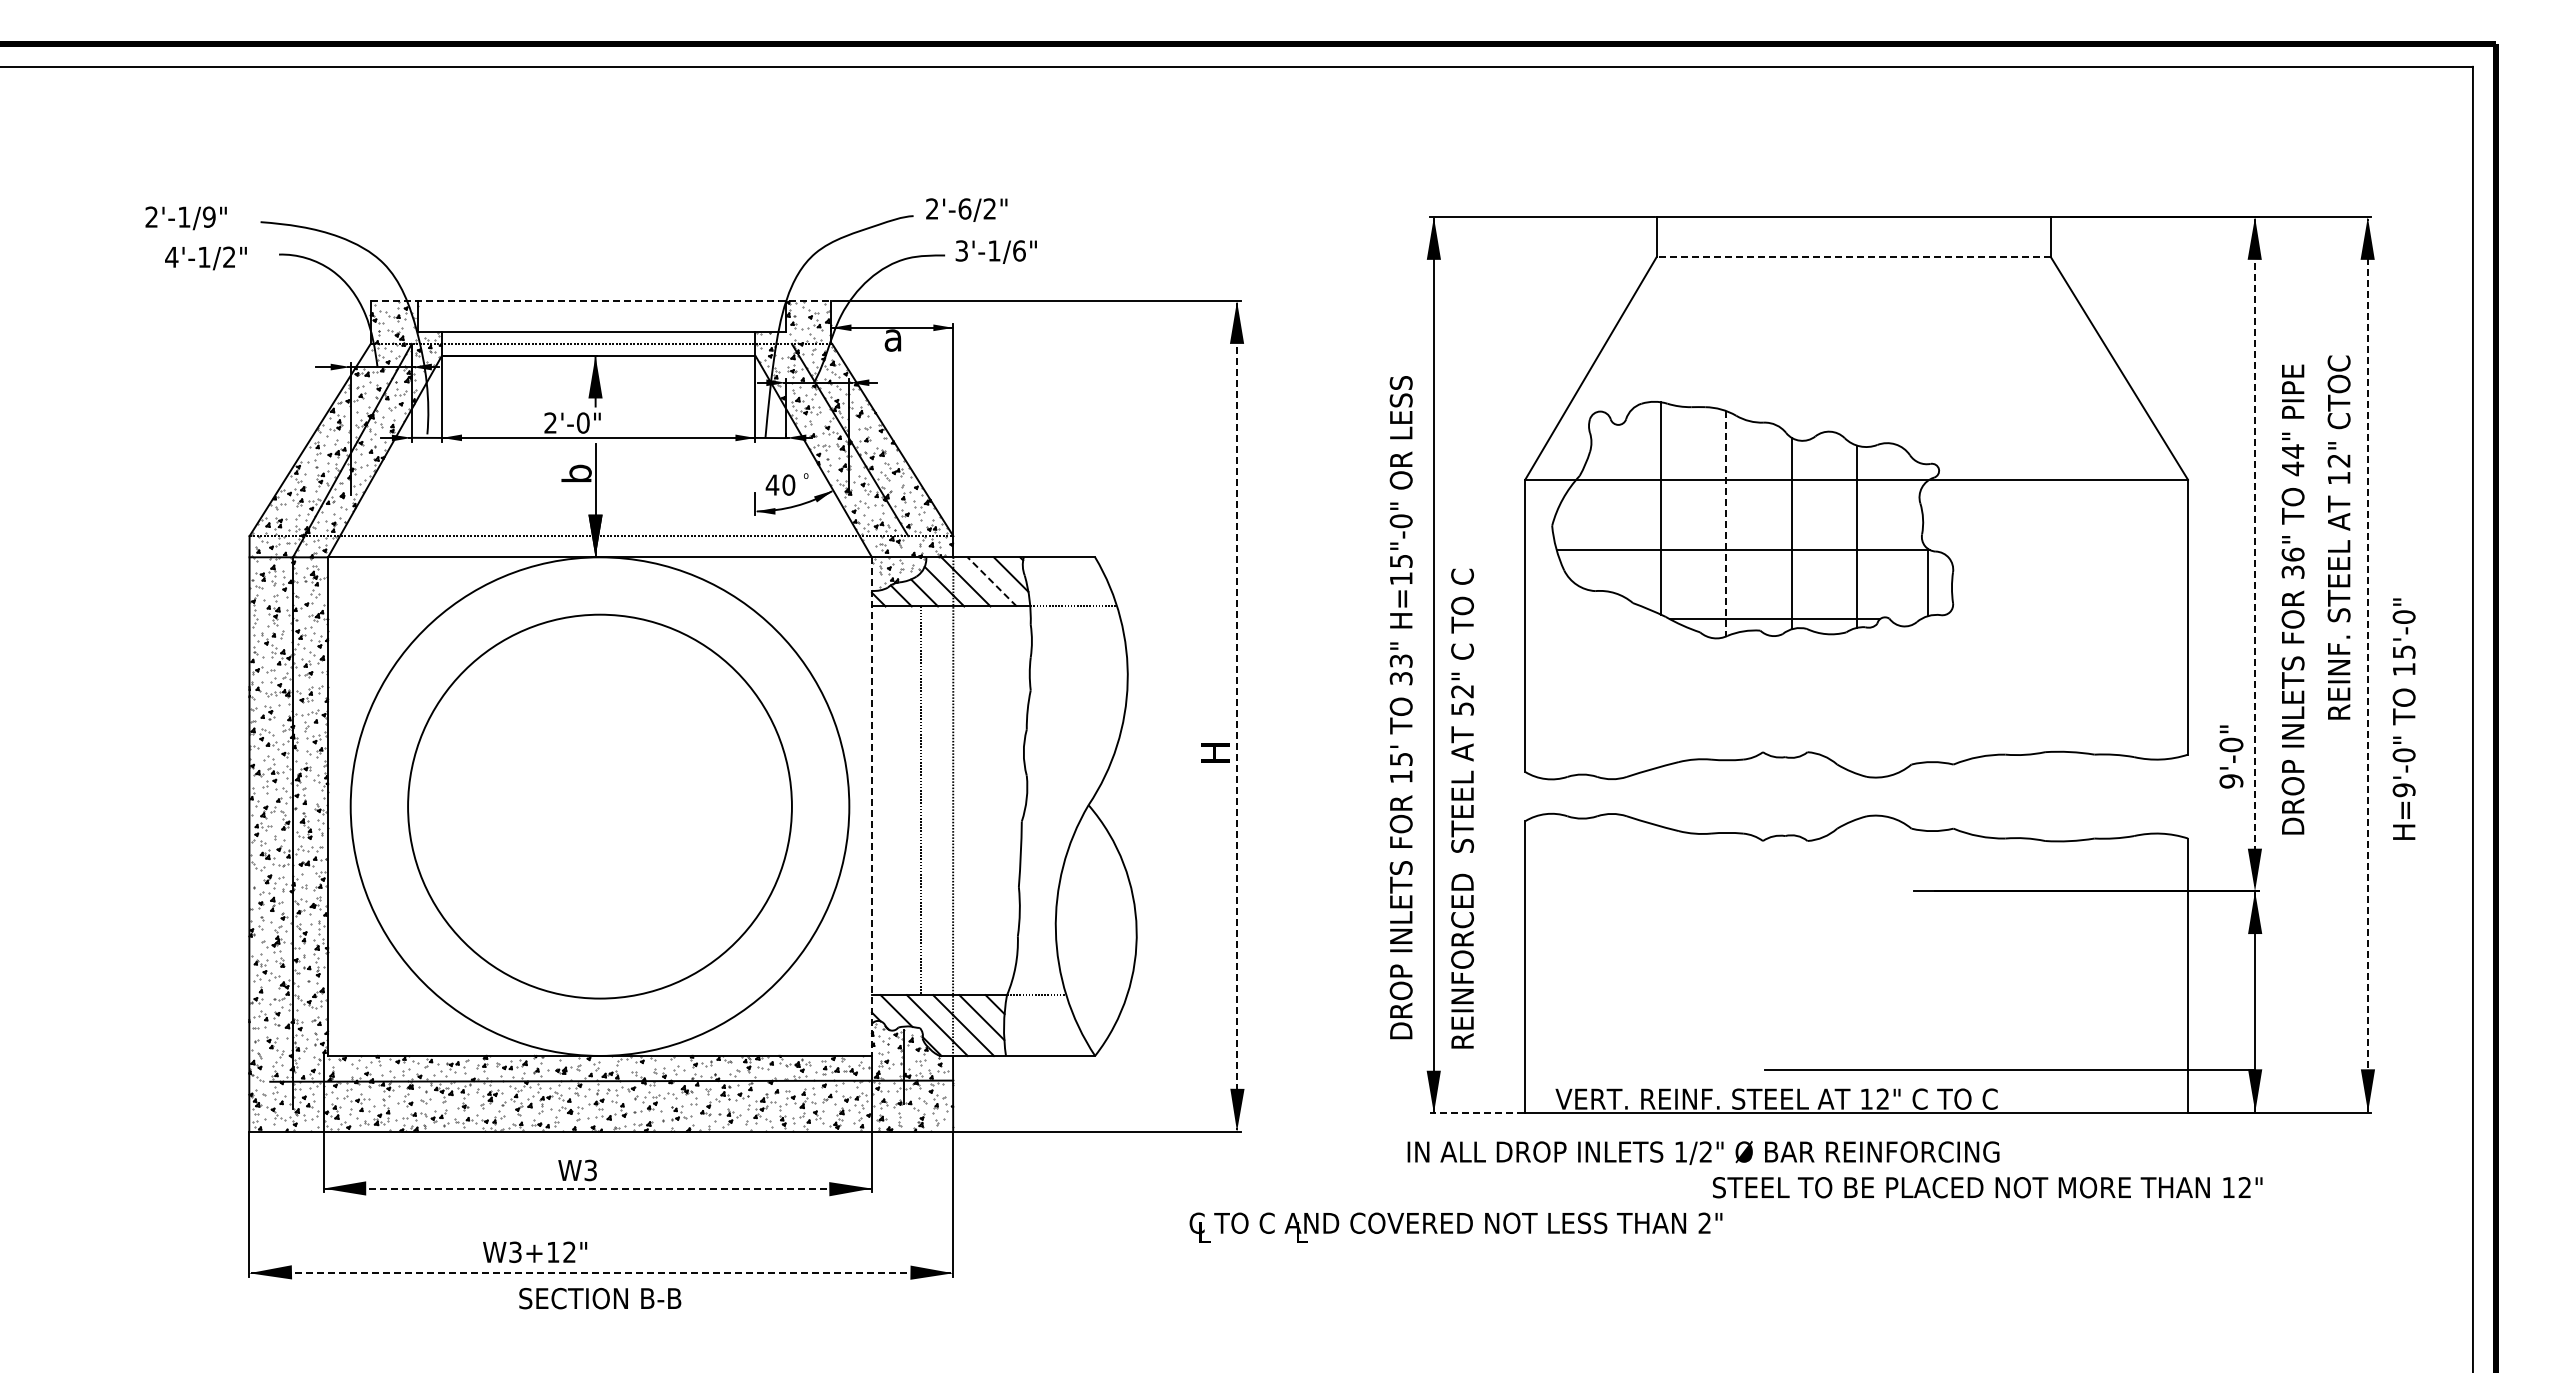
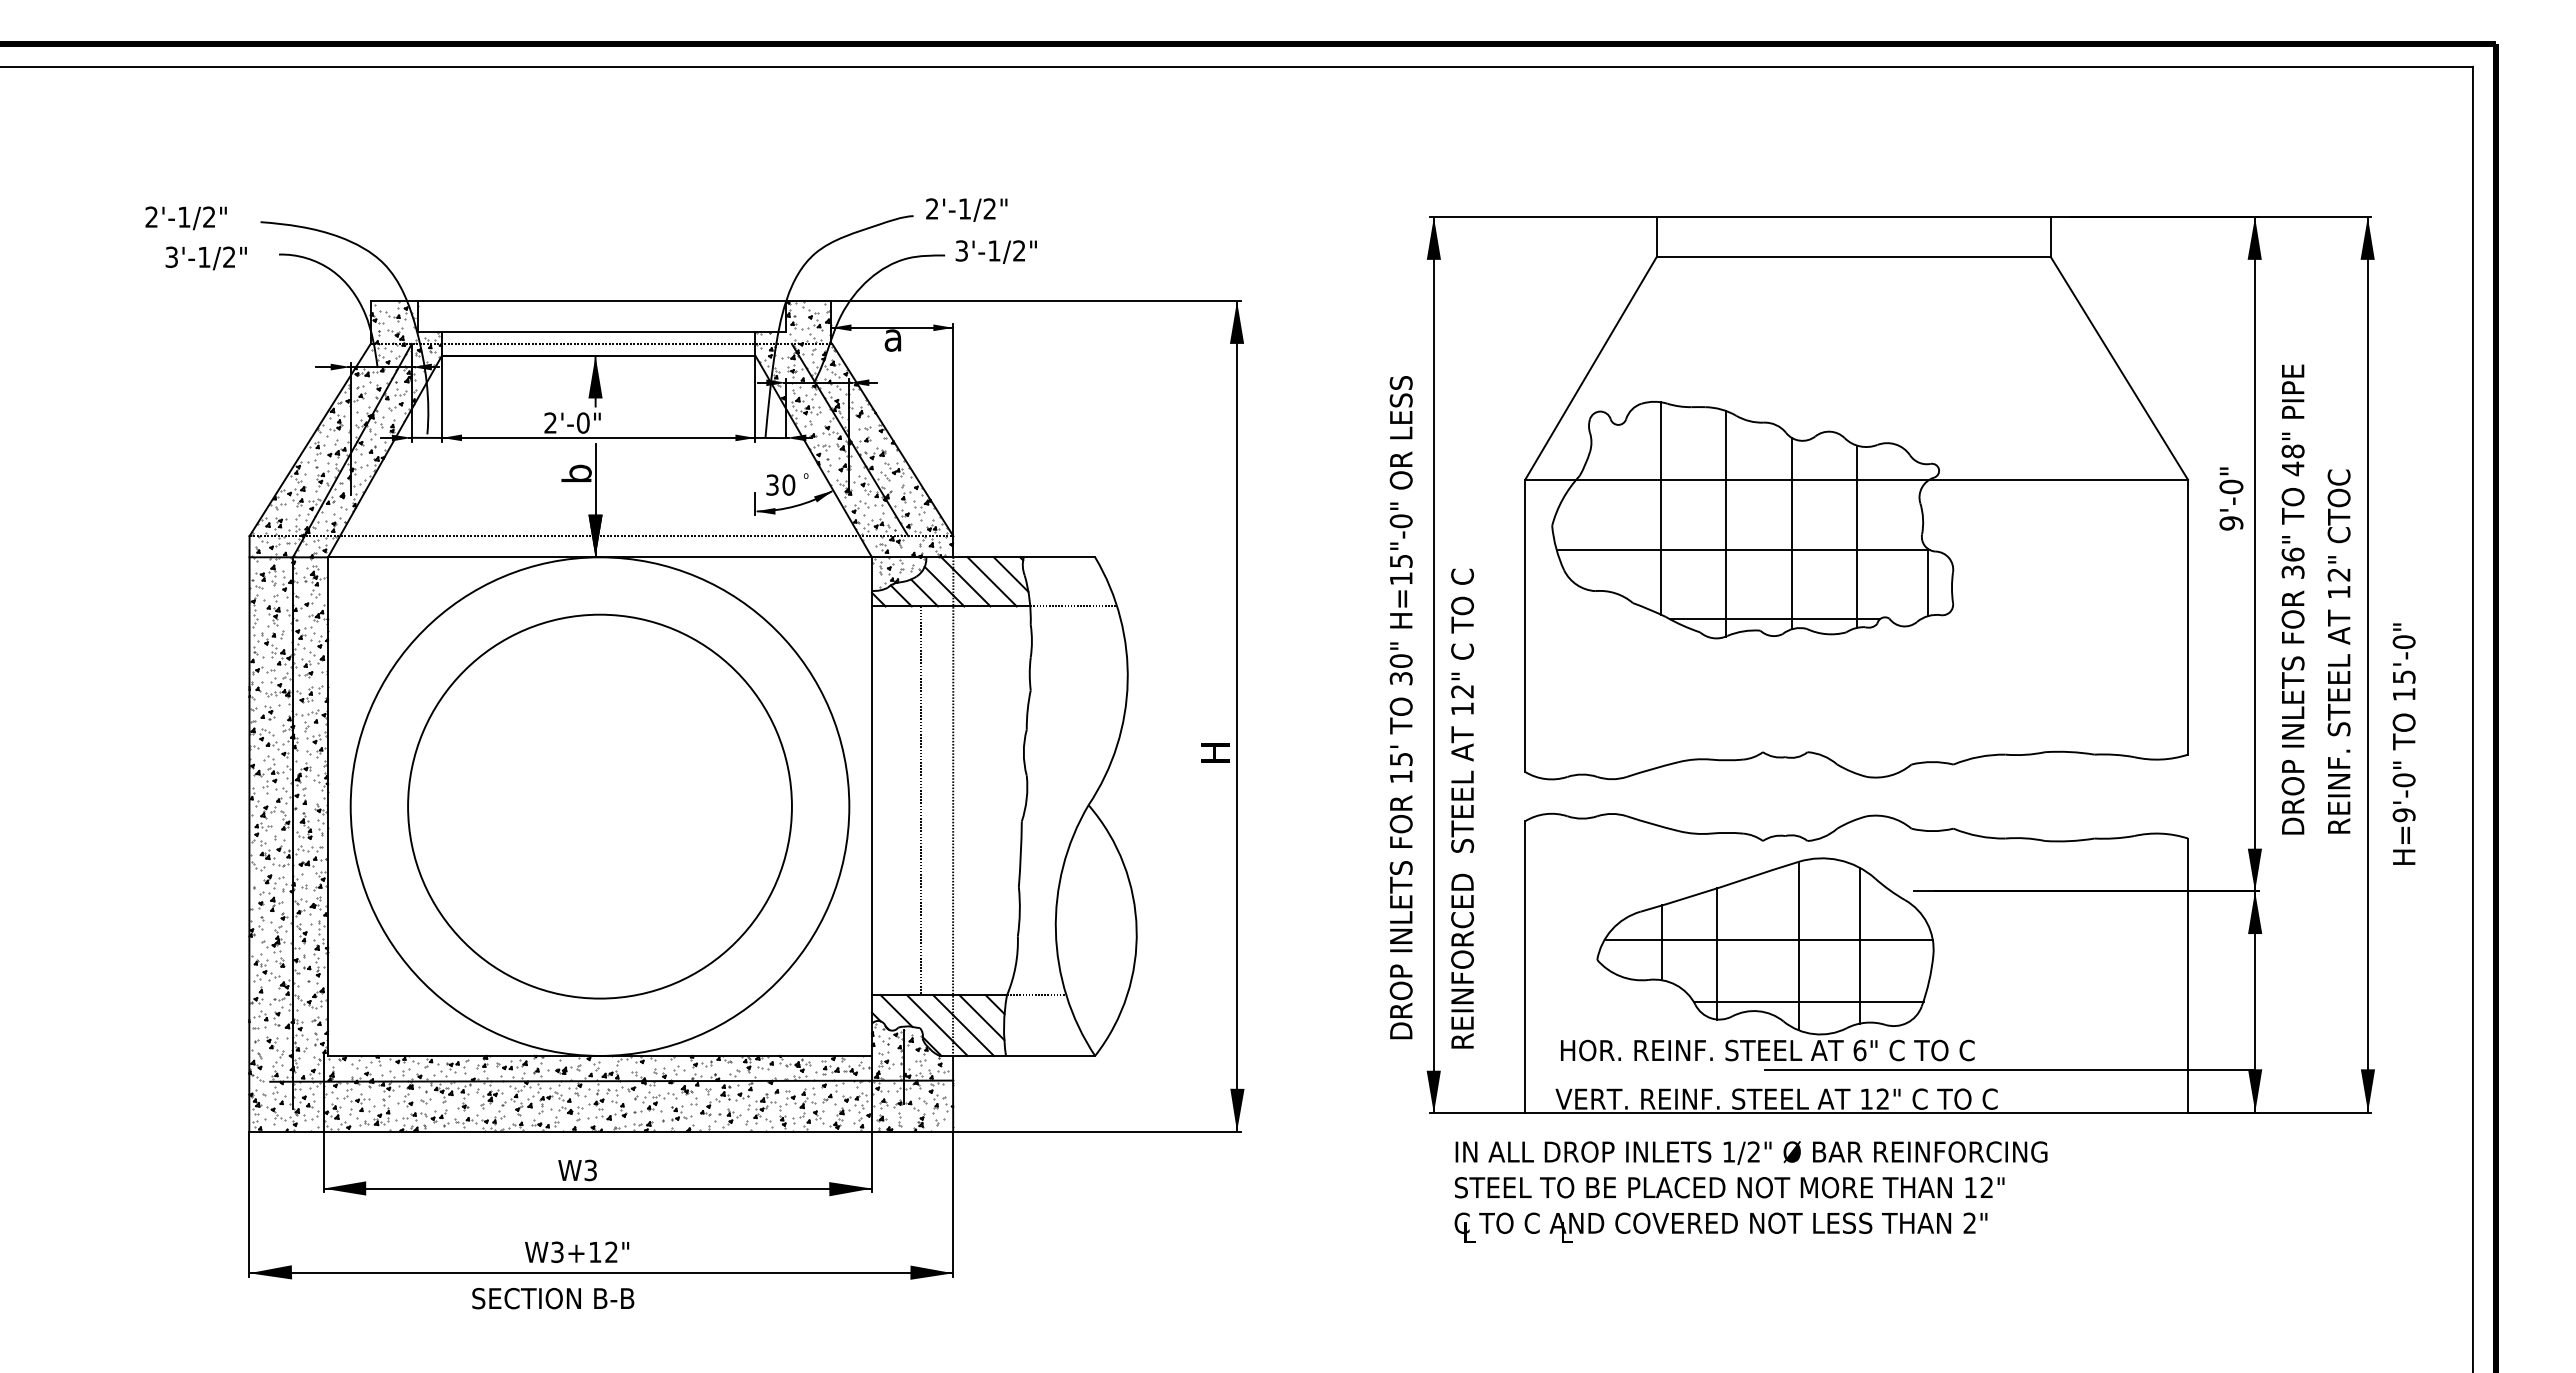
text: 2'-6/2" -> 2'-1/2" (964, 208)
text: 2'-1/9" -> 2'-1/2" (208, 216)
text: 3'-1/6" -> 3'-1/2" (1019, 250)
text: 4'-1/2" -> 3'-1/2" (171, 256)
line: dashed -> solid (1853, 257)
line: dashed -> solid (601, 301)
text: 44" -> 48" (2292, 451)
text: 40 -> 30 (772, 484)
line: dashed -> solid (1725, 523)
text position: (2338, 537) -> (2338, 651) (2338, 651)
line: dashed -> solid (2255, 554)
line: dashed -> solid (992, 581)
text: 33" -> 30" (1400, 660)
line: dashed -> solid (2367, 665)
text: 52" -> 12" (1462, 708)
line: dashed -> solid (1237, 716)
text position: (2403, 718) -> (2403, 743) (2403, 743)
text position: (2231, 756) -> (2231, 498) (2231, 498)
line: dashed -> solid (871, 807)
part: none -> present (1767, 959)
line: dashed -> solid (1477, 1113)
text position: (1703, 1152) -> (1751, 1152) (1751, 1152)
text position: (1987, 1187) -> (1729, 1187) (1729, 1187)
line: dashed -> solid (597, 1188)
text position: (1455, 1227) -> (1720, 1227) (1720, 1227)
text position: (535, 1251) -> (577, 1251) (577, 1251)
line: dashed -> solid (601, 1273)
text position: (600, 1298) -> (553, 1298) (553, 1298)
